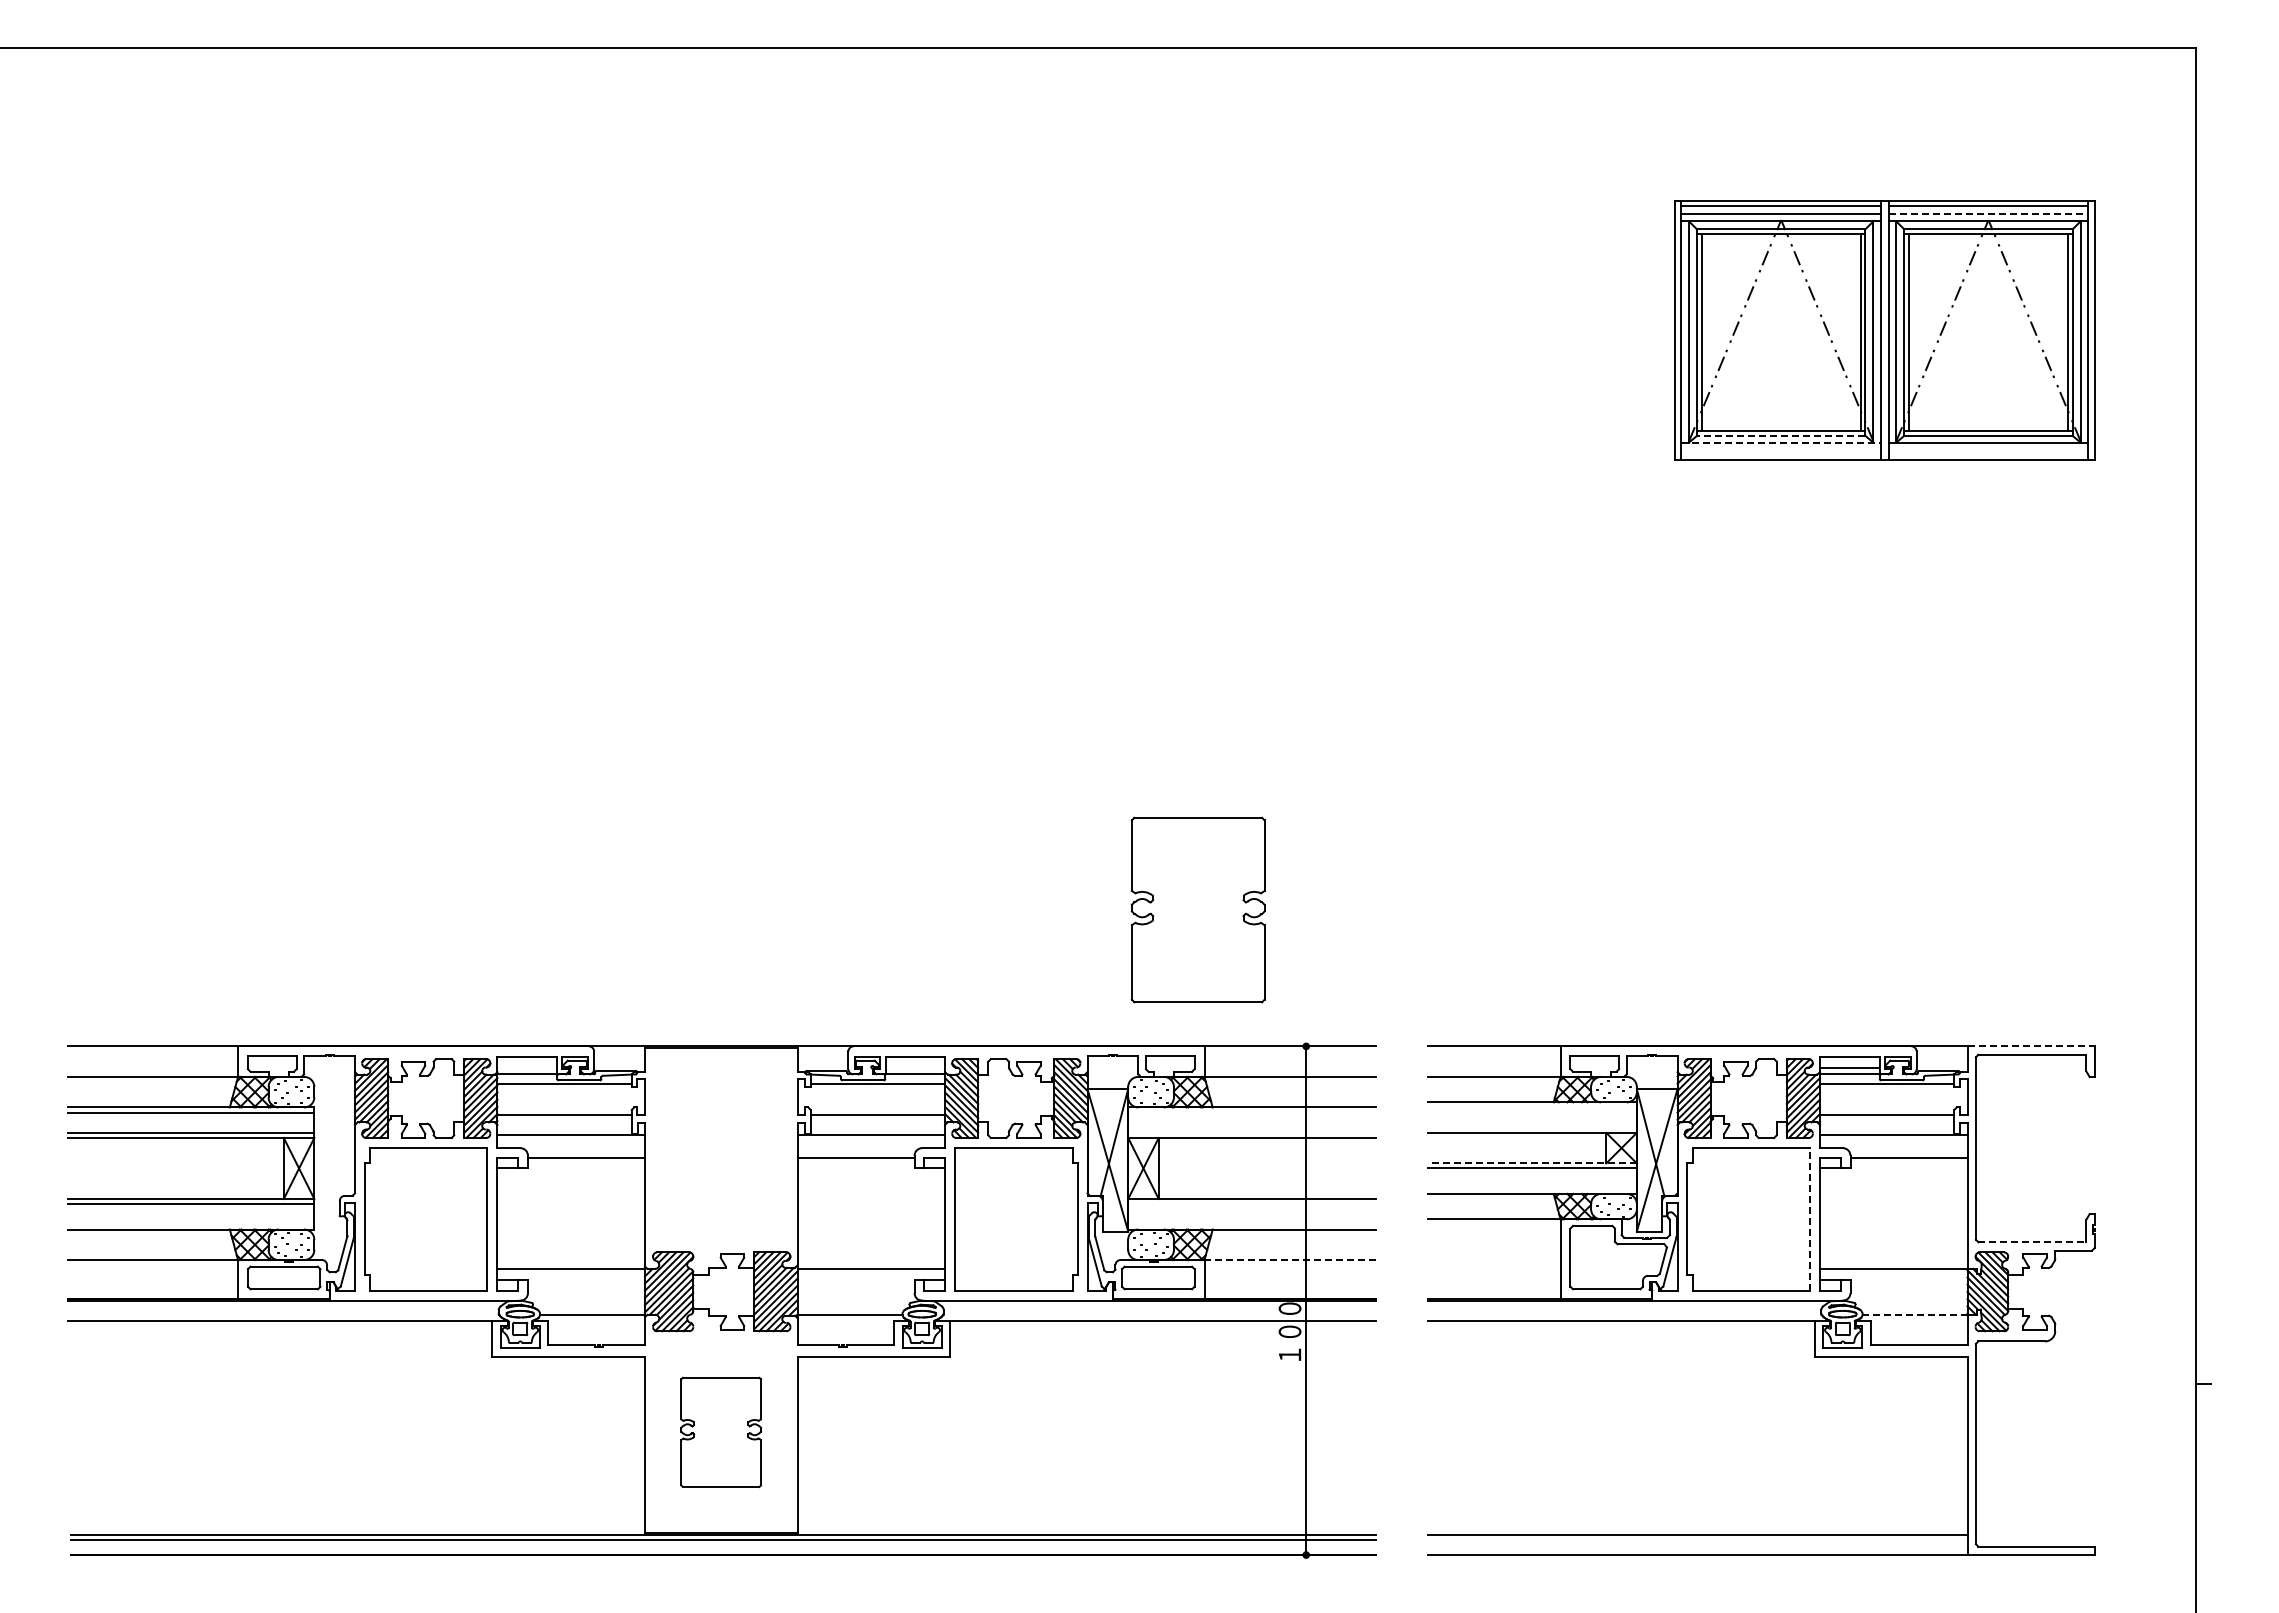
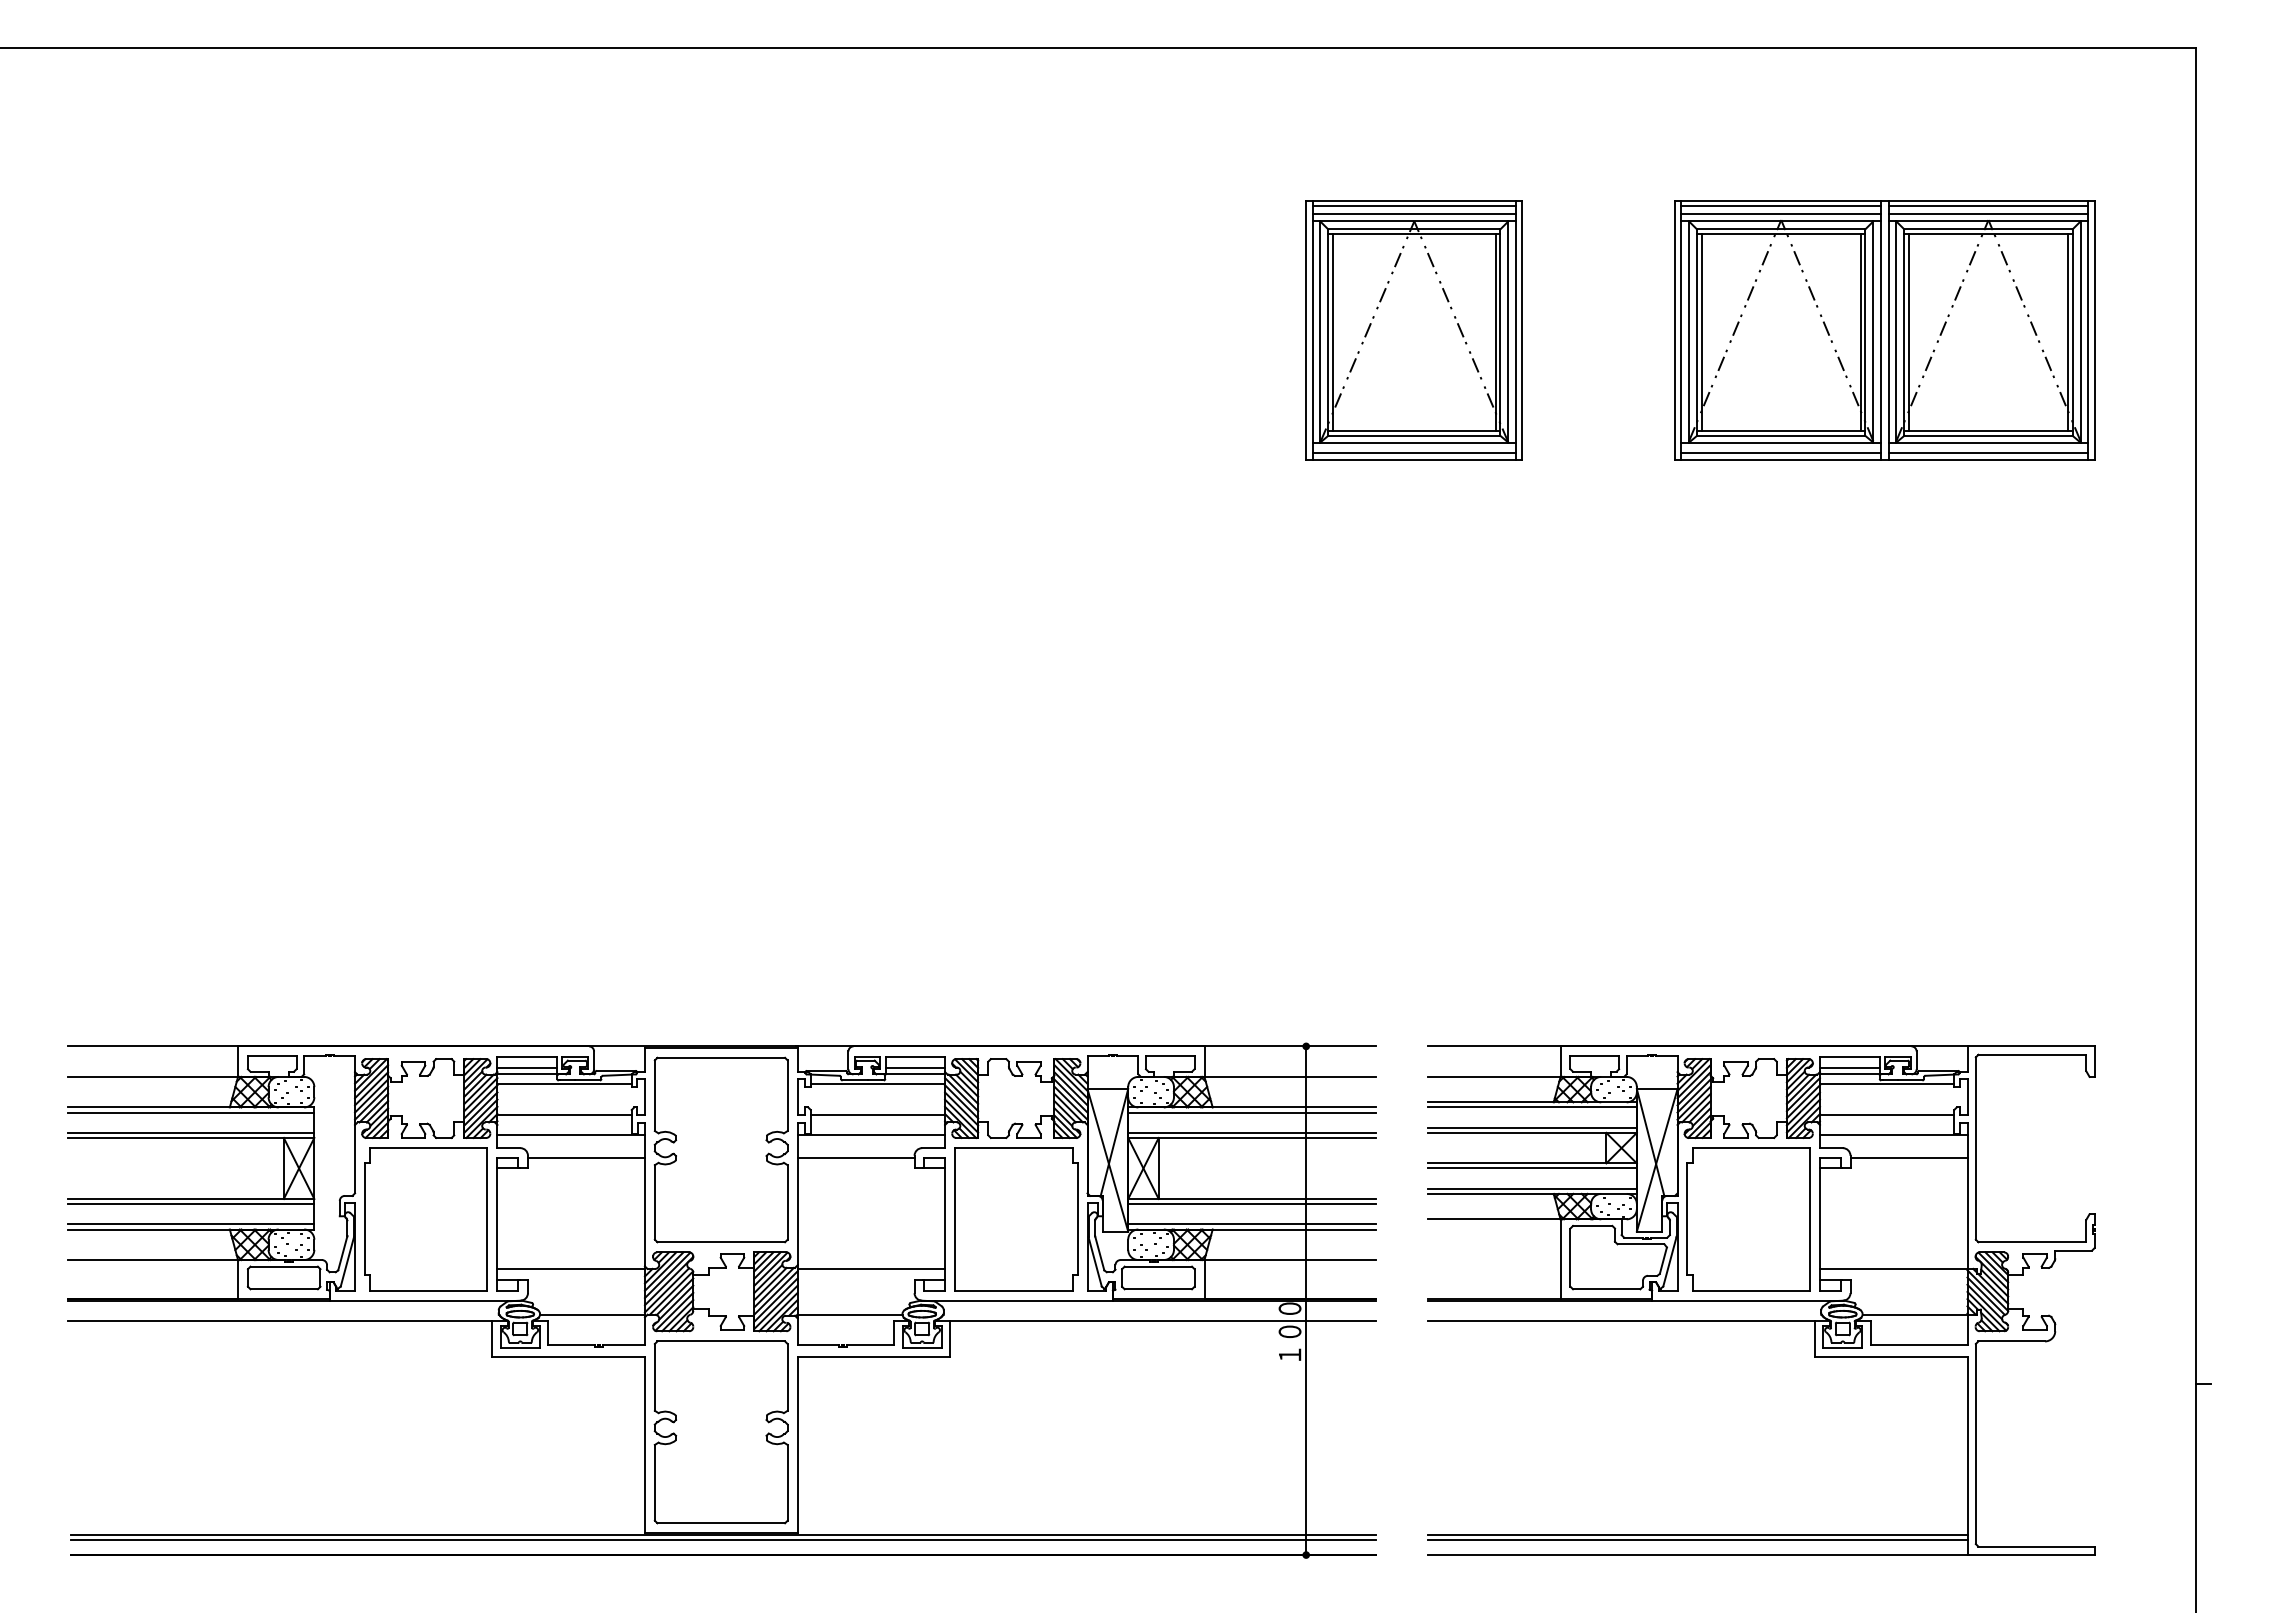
line: dashed -> solid (1988, 213)
part: none -> present (1413, 330)
line: dashed -> solid (1780, 435)
line: dashed -> solid (1781, 442)
line: none -> present (1781, 452)
line: none -> present (1988, 452)
part position: (1197, 909) -> (720, 1149) (720, 1149)
line: dashed -> solid (2031, 1046)
line: none -> present (526, 1067)
line: none -> present (915, 1067)
line: none -> present (1532, 1107)
line: none -> present (1251, 1112)
line: none -> present (1532, 1127)
line: none -> present (1251, 1132)
line: dashed -> solid (1531, 1163)
line: none -> present (1532, 1188)
line: none -> present (1251, 1204)
line: dashed -> solid (1809, 1218)
line: none -> present (191, 1224)
line: none -> present (1251, 1224)
line: dashed -> solid (2032, 1242)
line: dashed -> solid (1290, 1260)
line: dashed -> solid (1914, 1314)
part size: 83x112 px -> 136x185 px (720, 1432)
line: none -> present (1697, 1539)
